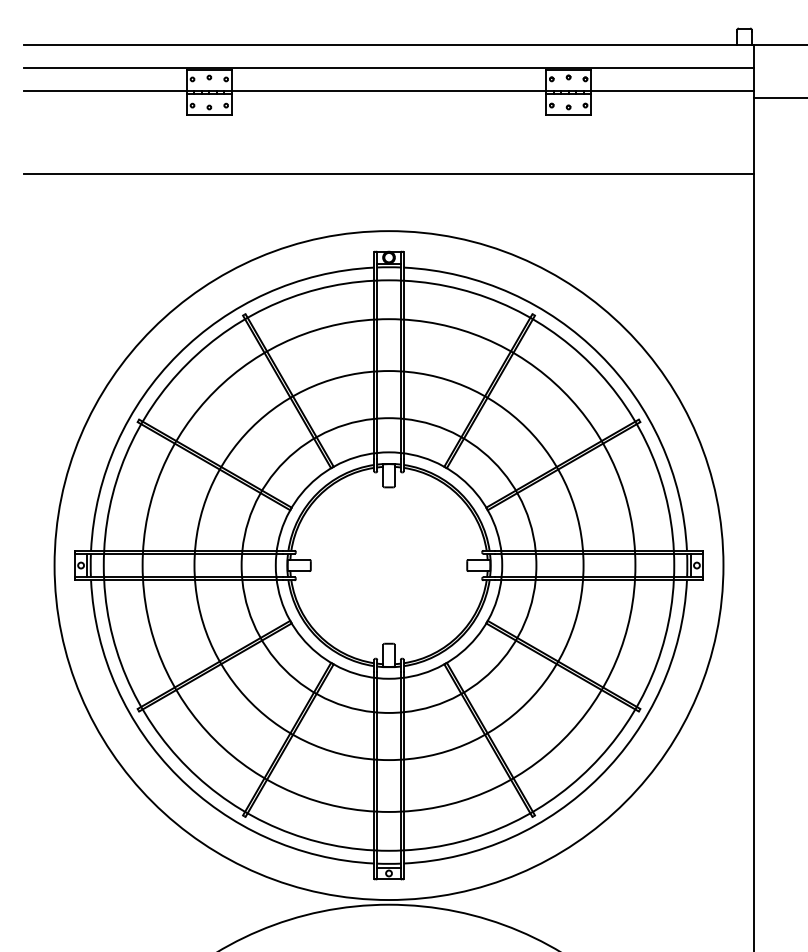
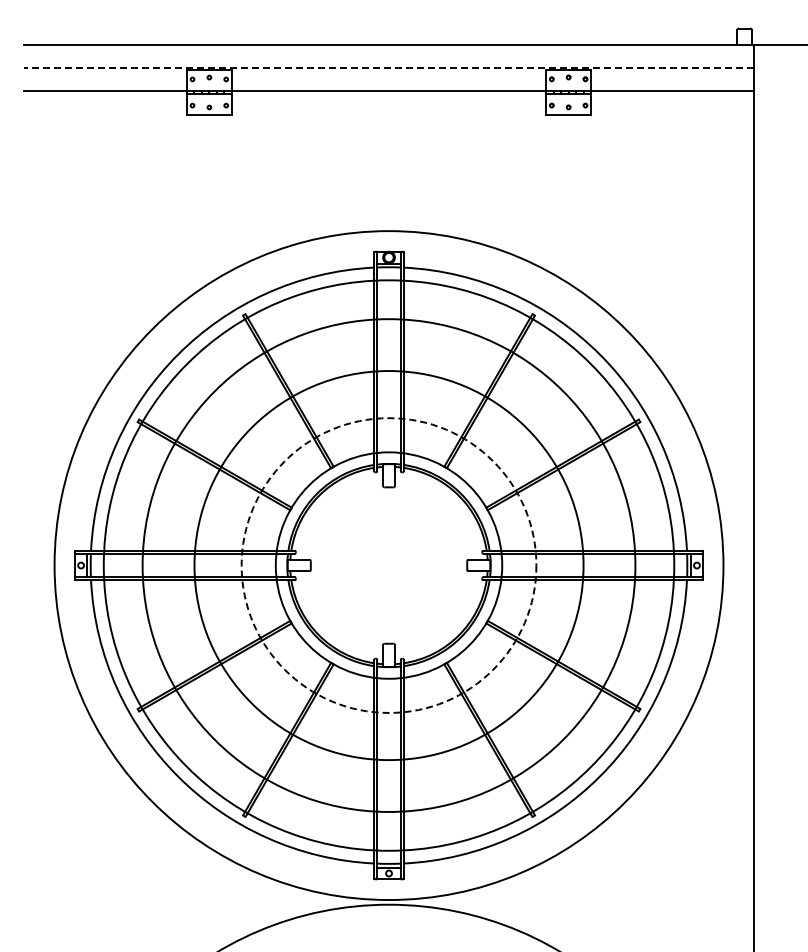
line: solid -> dashed (389, 68)
line: present -> none (778, 97)
line: present -> none (388, 174)
circle: solid -> dashed (388, 565)
